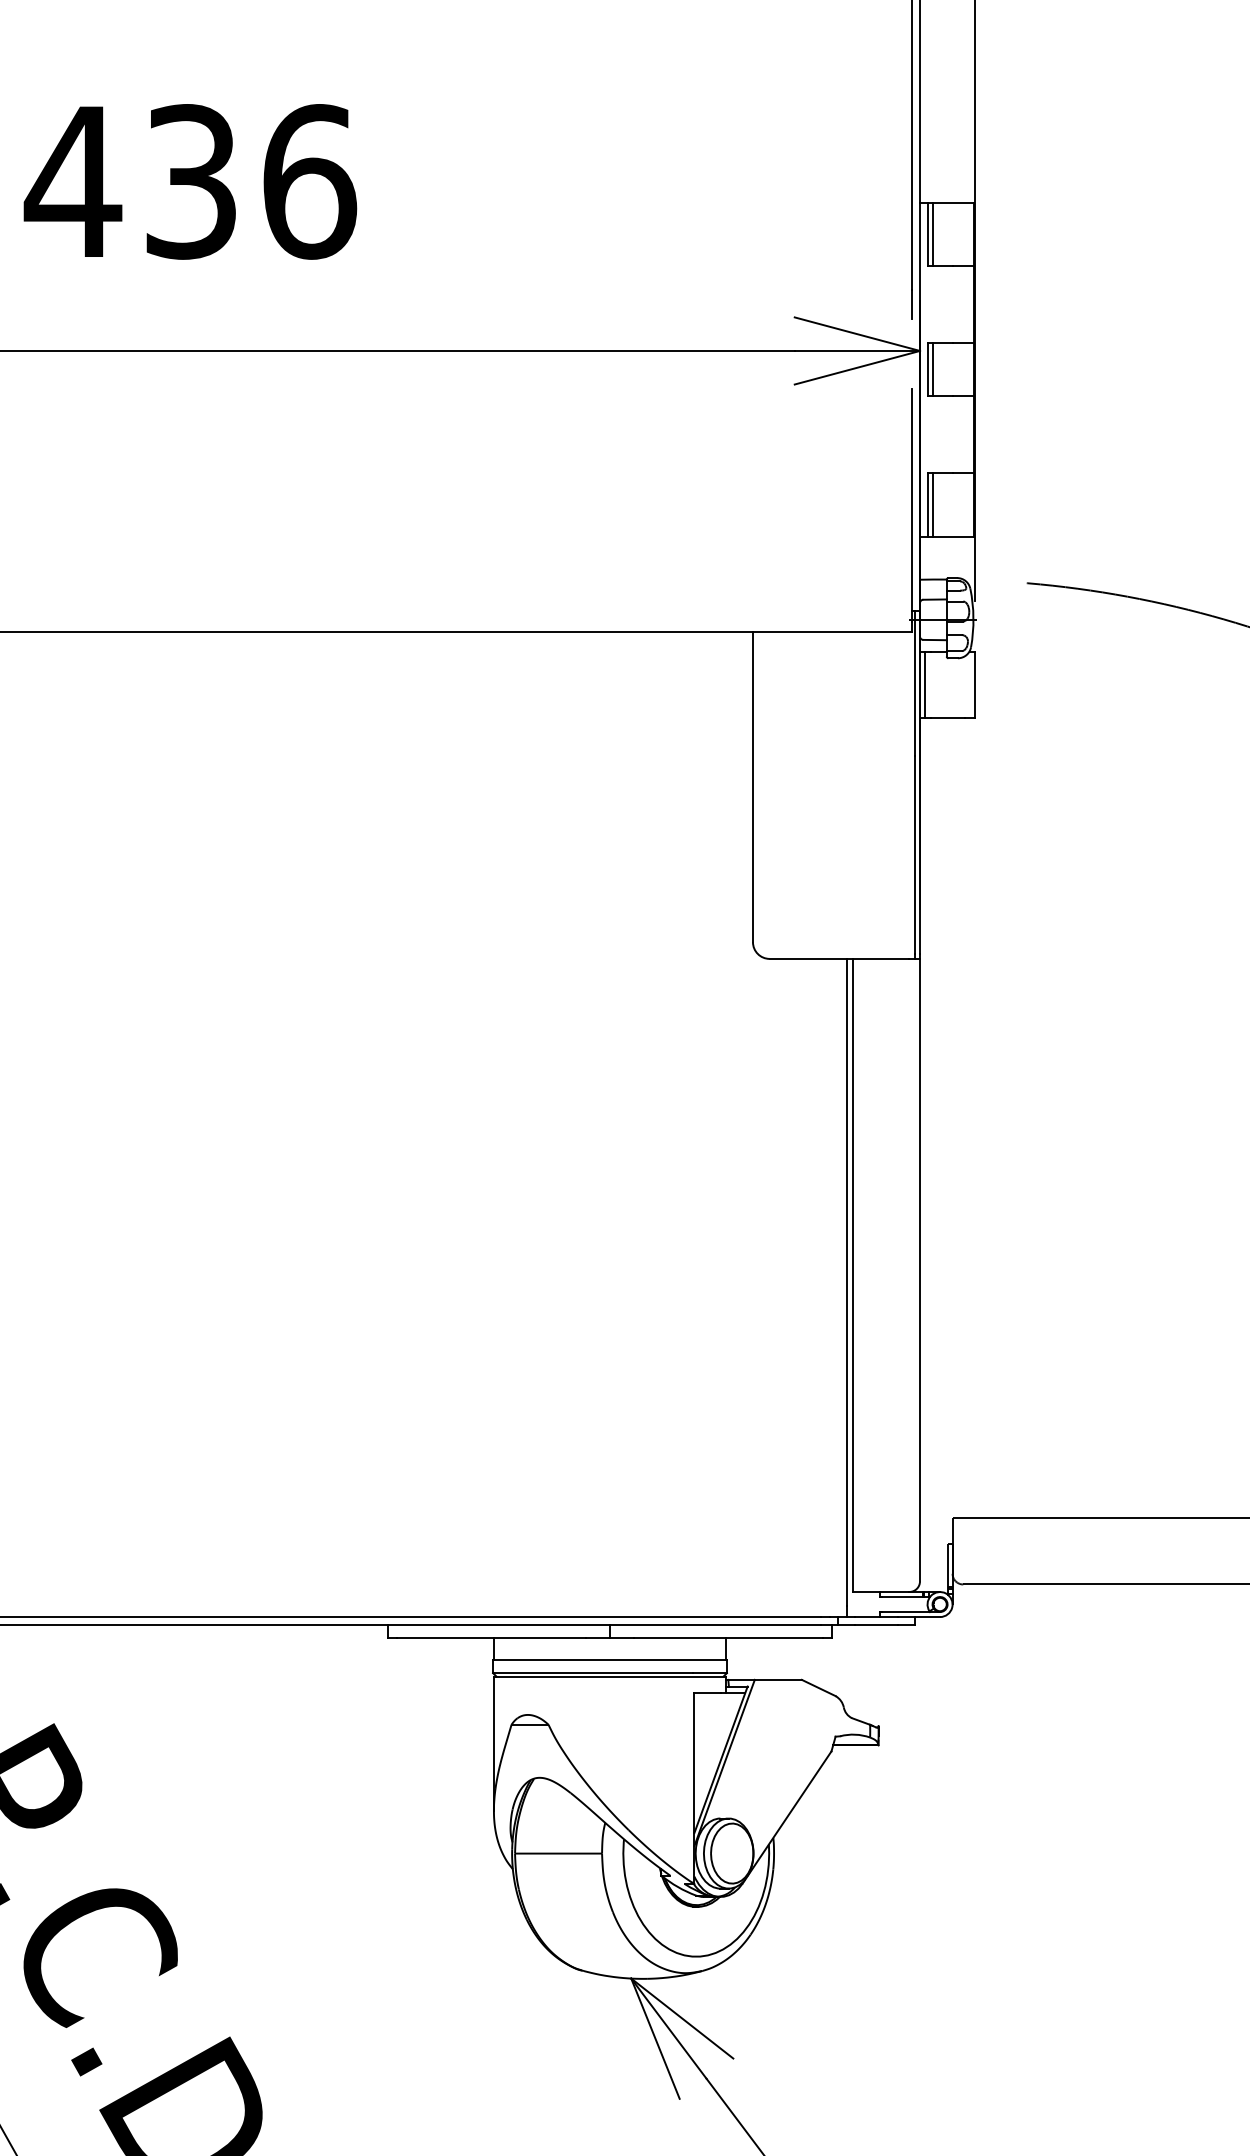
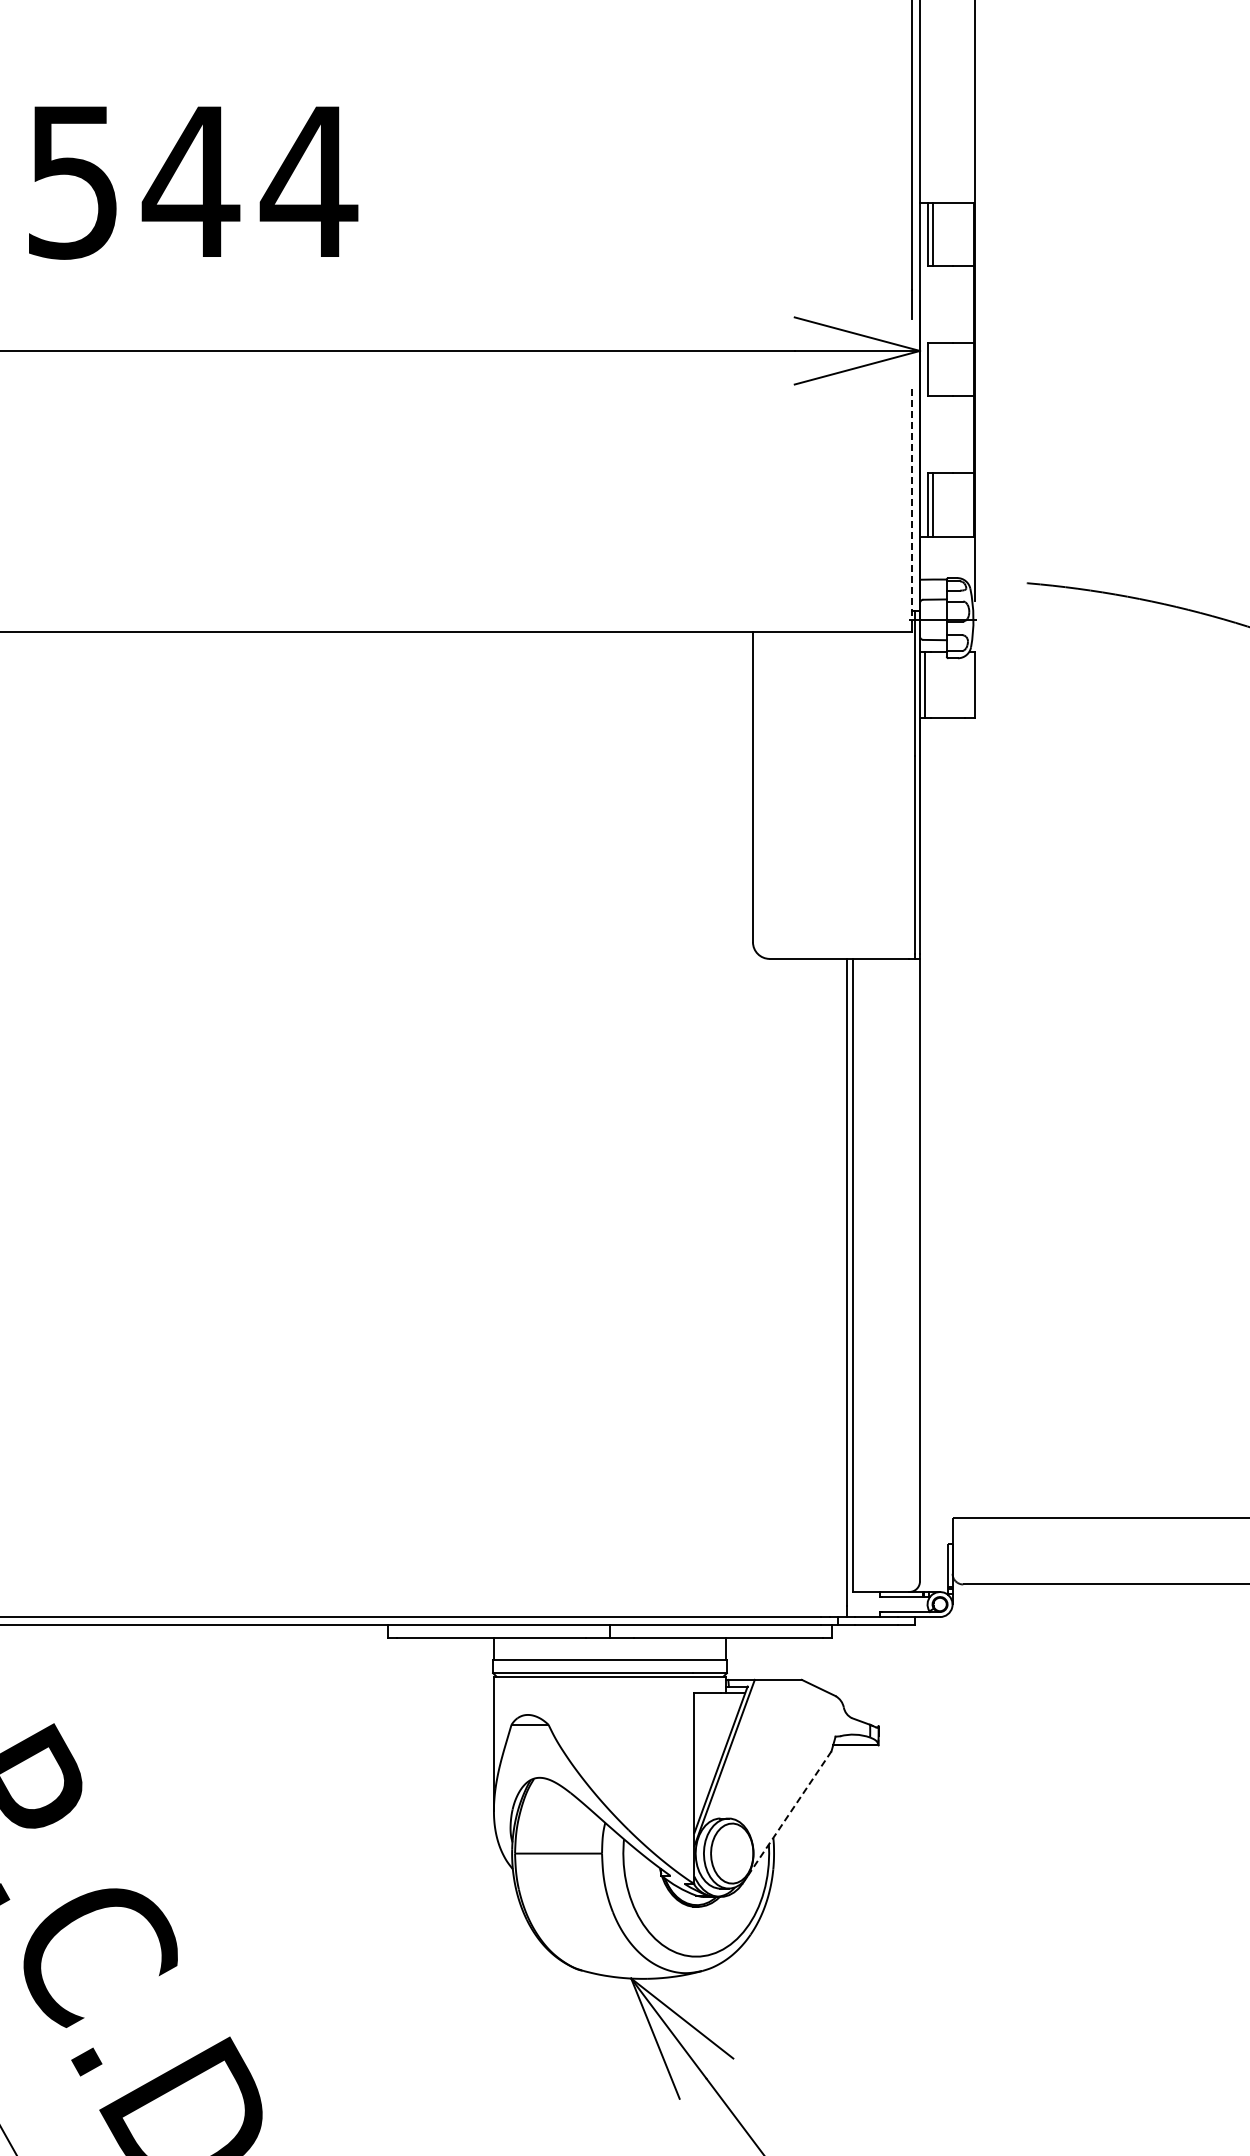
text: 436 -> 544 (190, 181)
line: present -> none (932, 369)
line: solid -> dashed (911, 505)
line: solid -> dashed (789, 1813)
